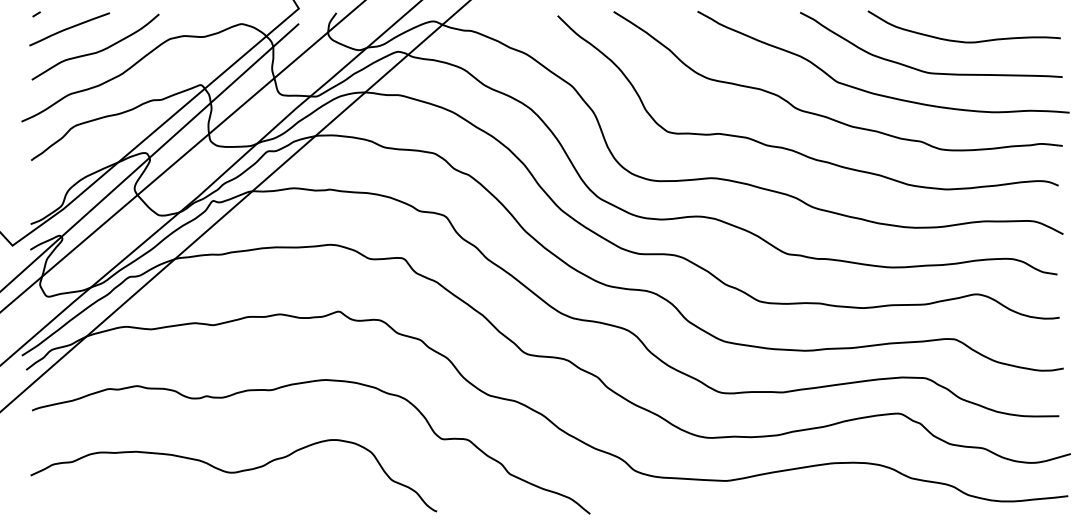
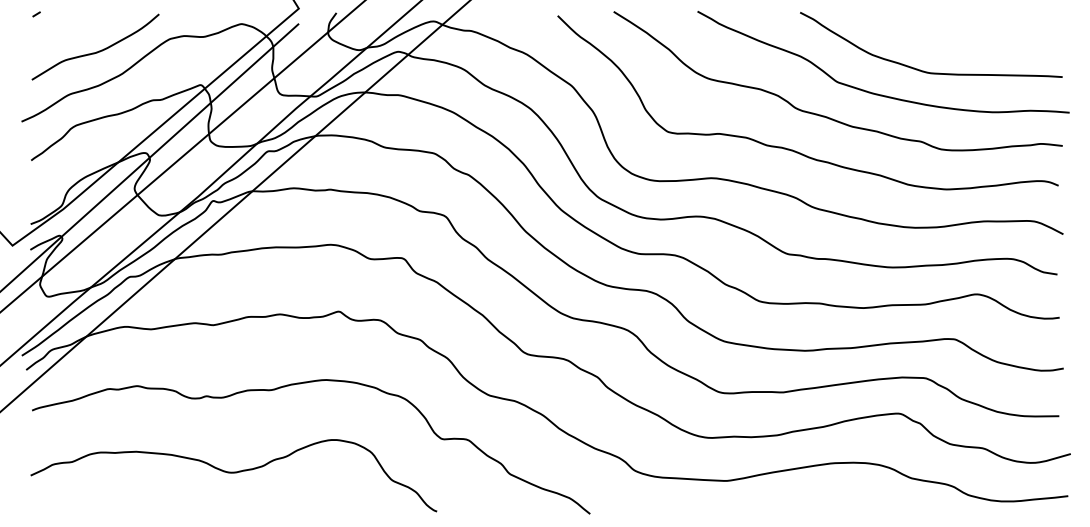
curve: present -> none (69, 28)
curve: present -> none (959, 40)
